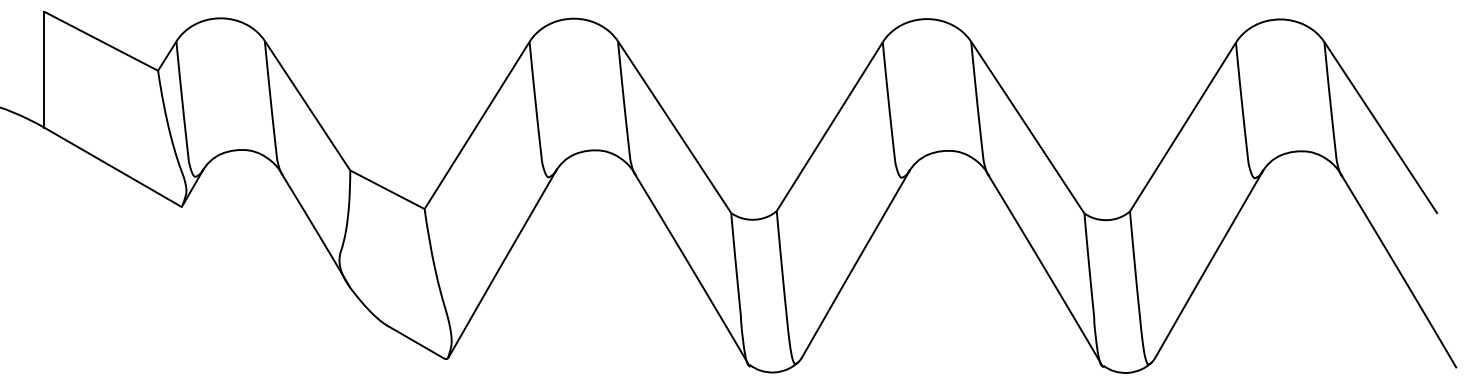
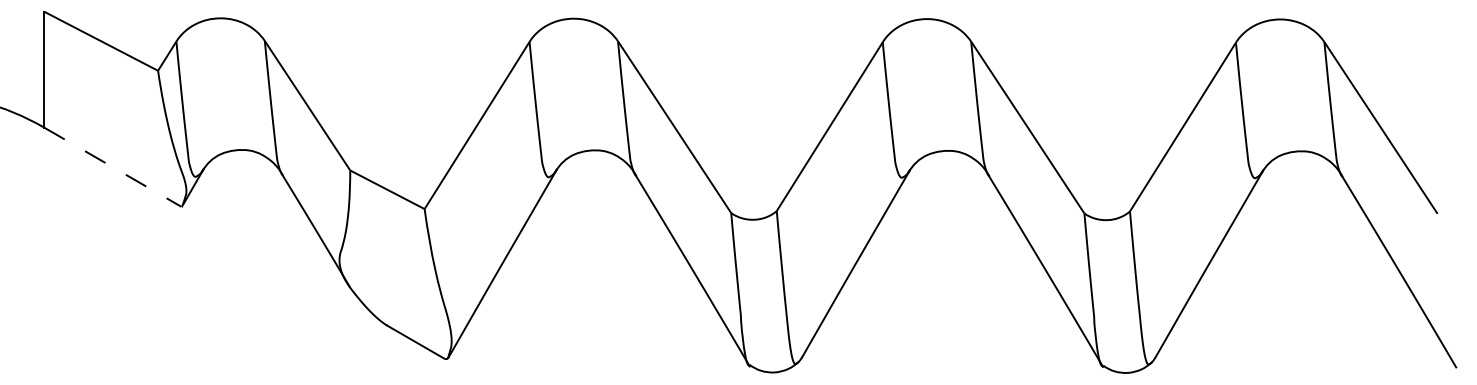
line: solid -> dashed (113, 167)
